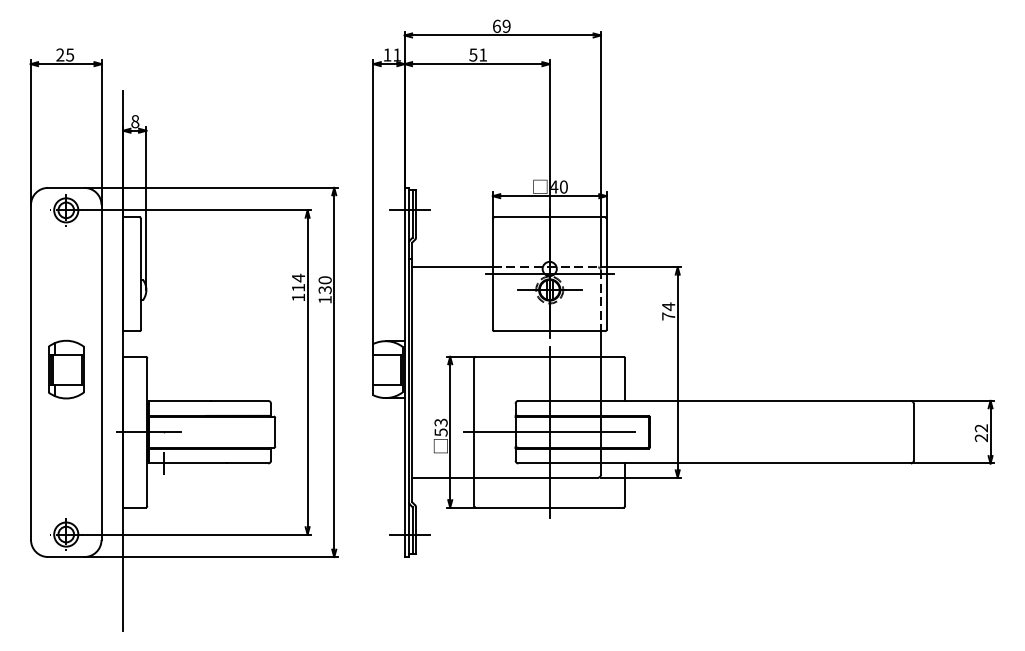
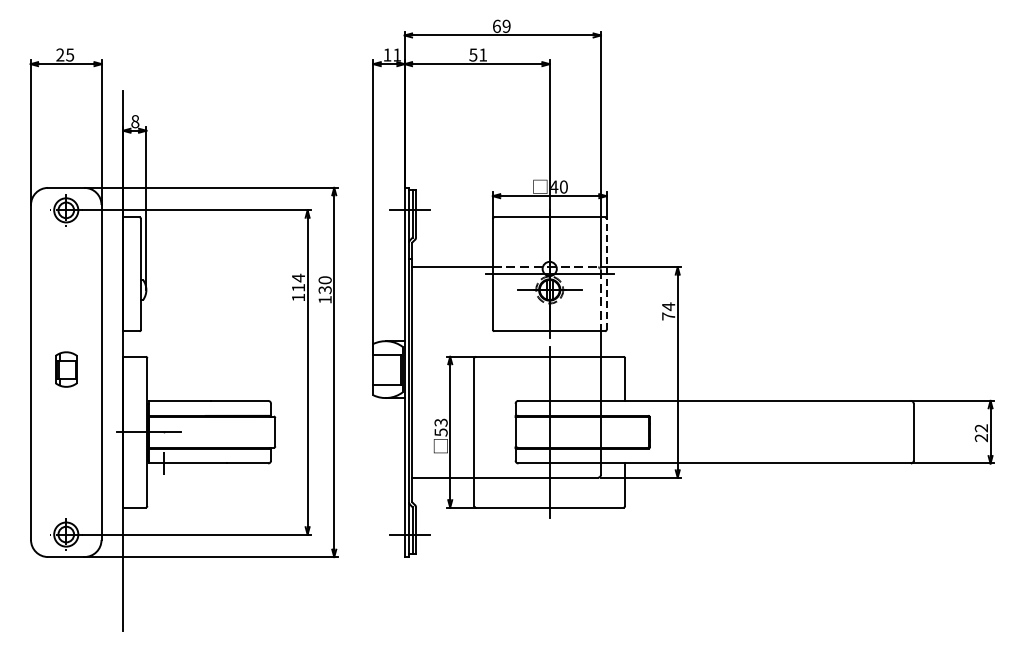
line: solid -> dashed (606, 273)
part size: 37x61 px -> 23x37 px (66, 369)
line: present -> none (549, 432)
